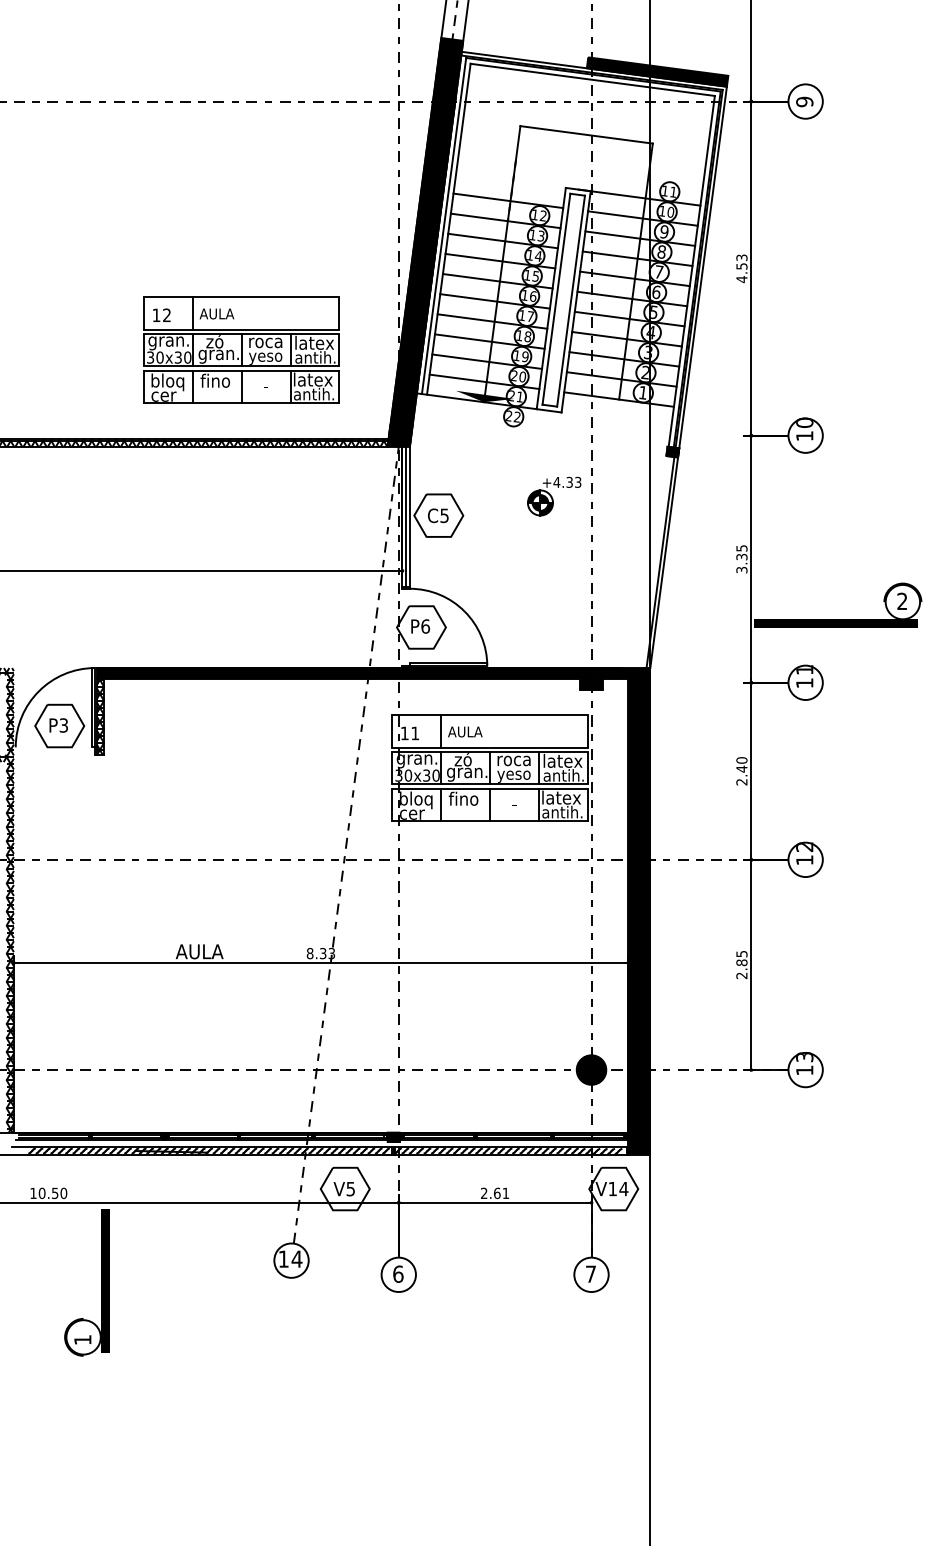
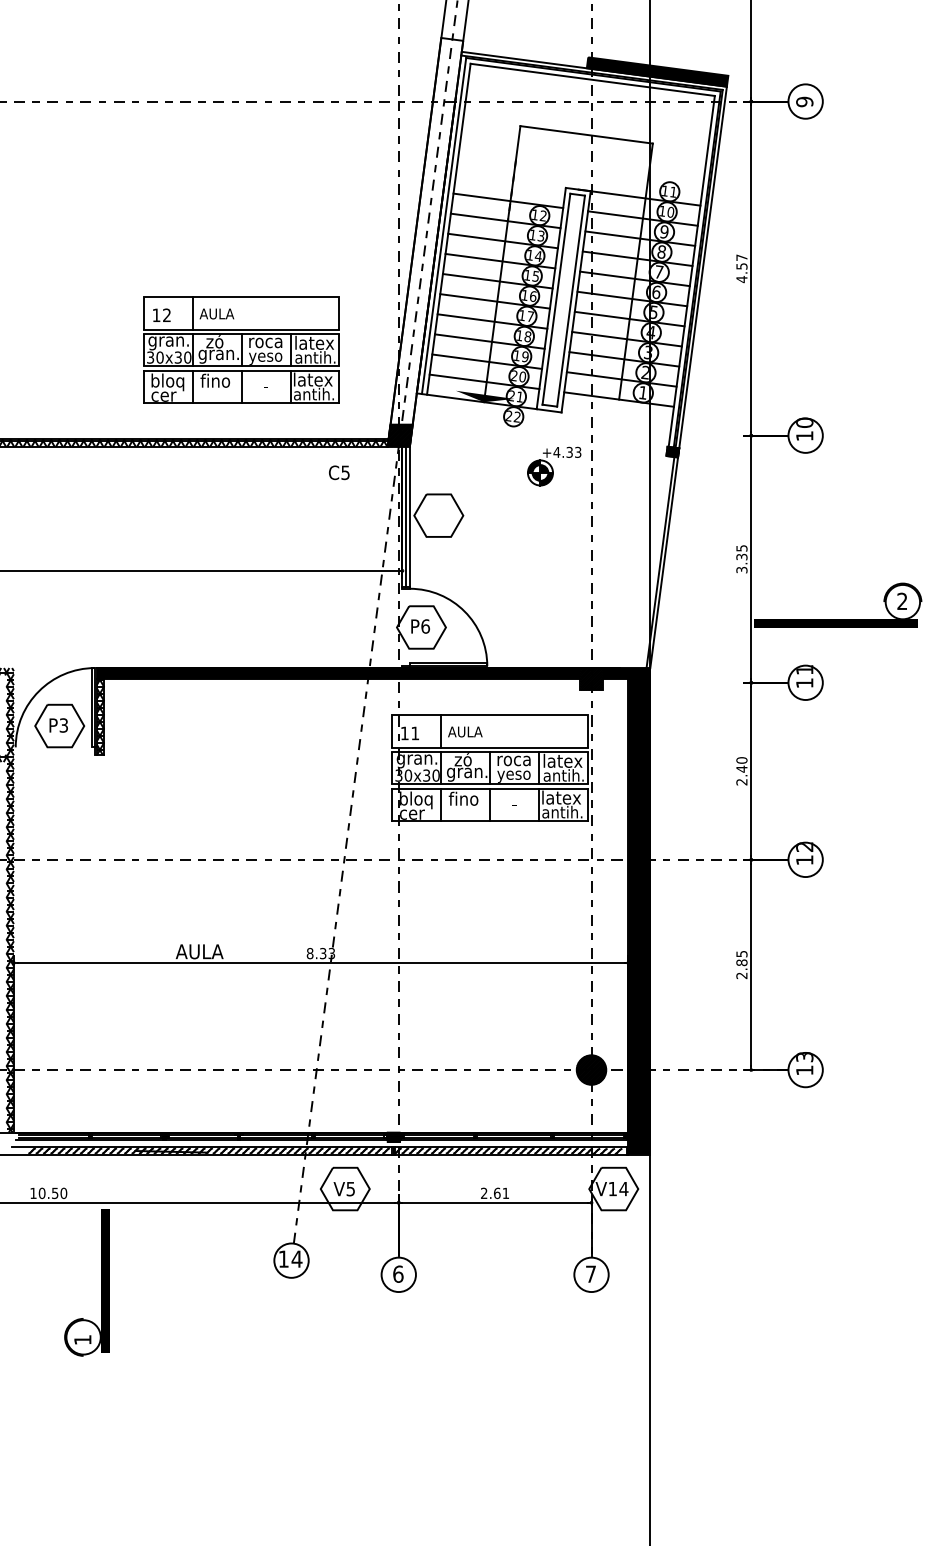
fill: present -> none (425, 241)
text: 4.53 -> 4.57 (741, 257)
part position: (554, 496) -> (554, 466) (554, 466)
text position: (438, 515) -> (339, 472) (339, 472)
